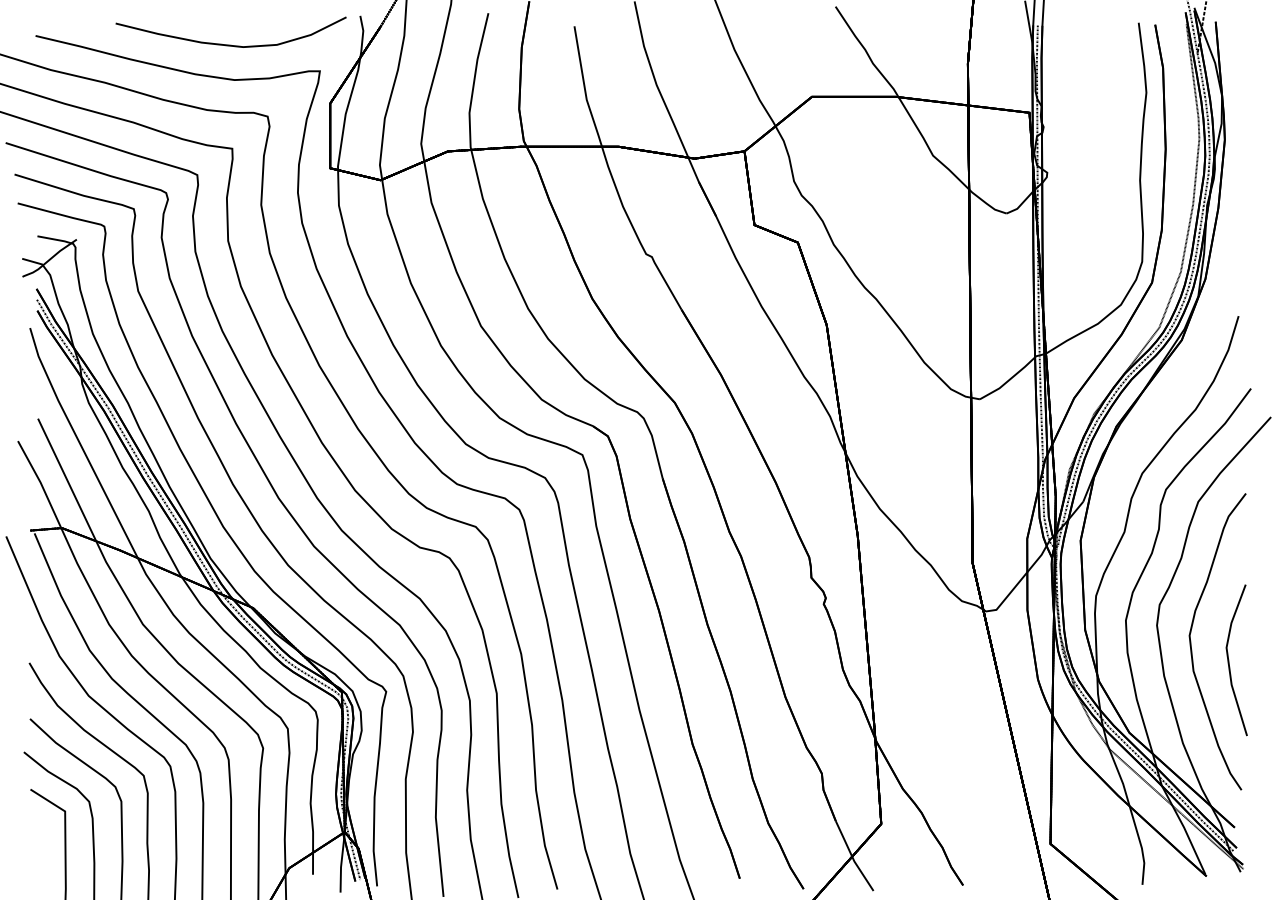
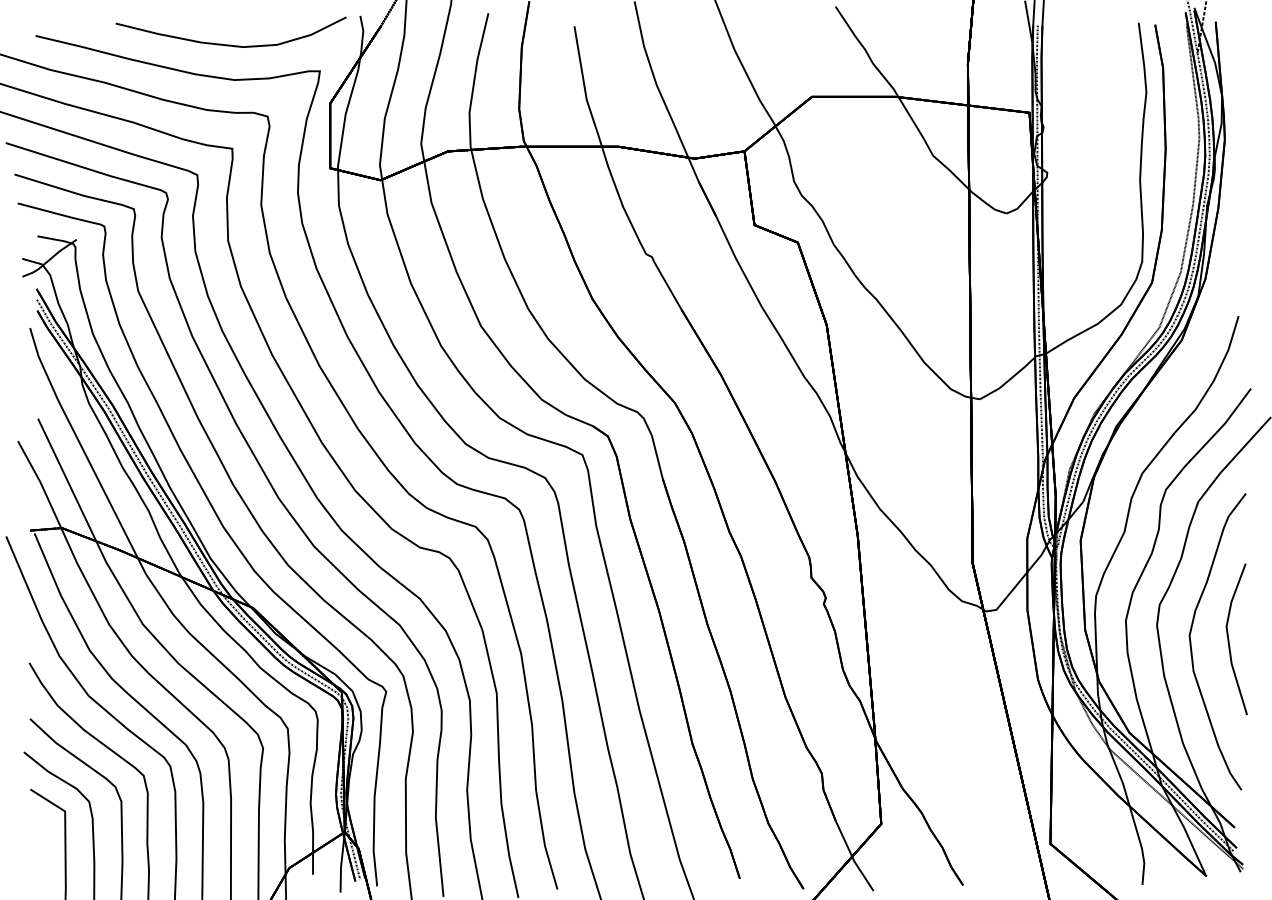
line position: (1229, 660) -> (1229, 639) (1229, 639)
